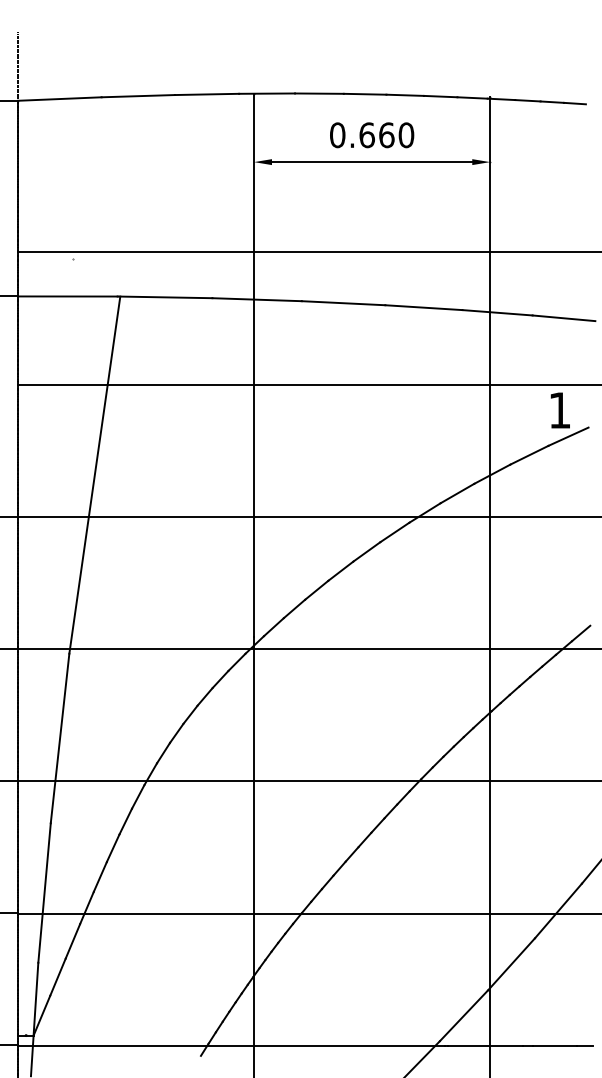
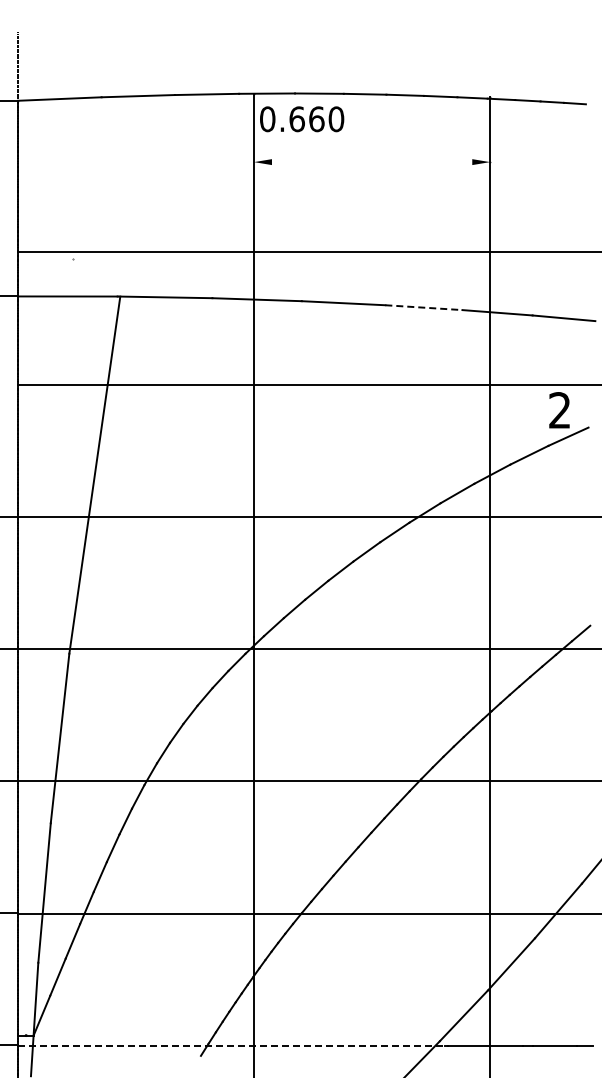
text position: (372, 135) -> (302, 119) (302, 119)
line: present -> none (371, 162)
line: solid -> dashed (423, 307)
text: 1 -> 2 (559, 410)
line: solid -> dashed (231, 1045)
